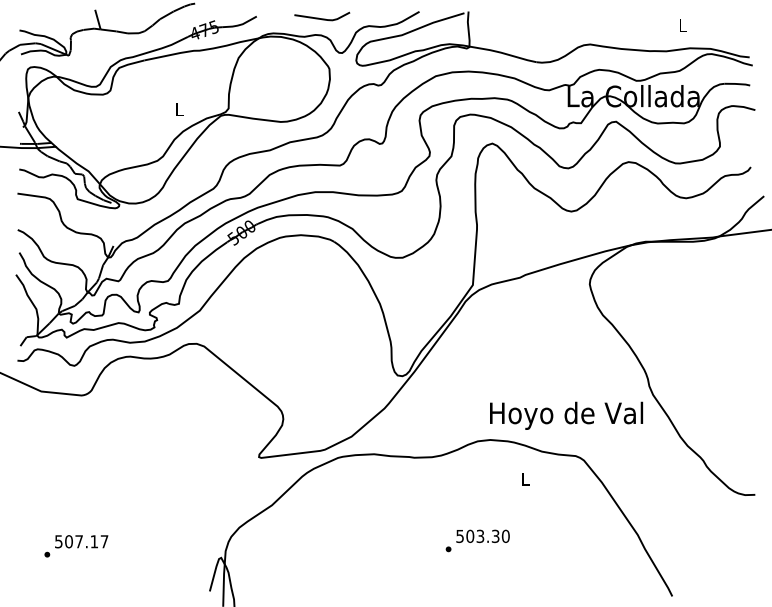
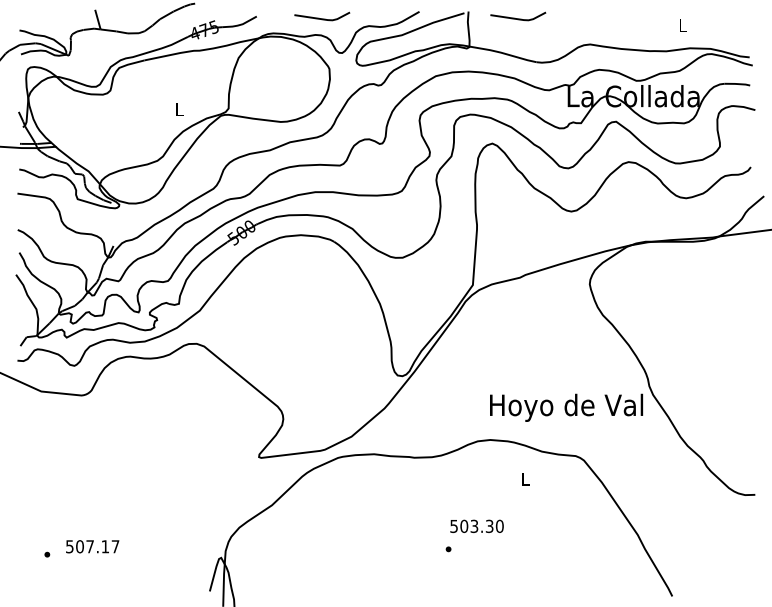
line: none -> present (518, 18)
text position: (566, 415) -> (566, 407) (566, 407)
text position: (482, 535) -> (476, 525) (476, 525)
text position: (81, 541) -> (92, 546) (92, 546)
